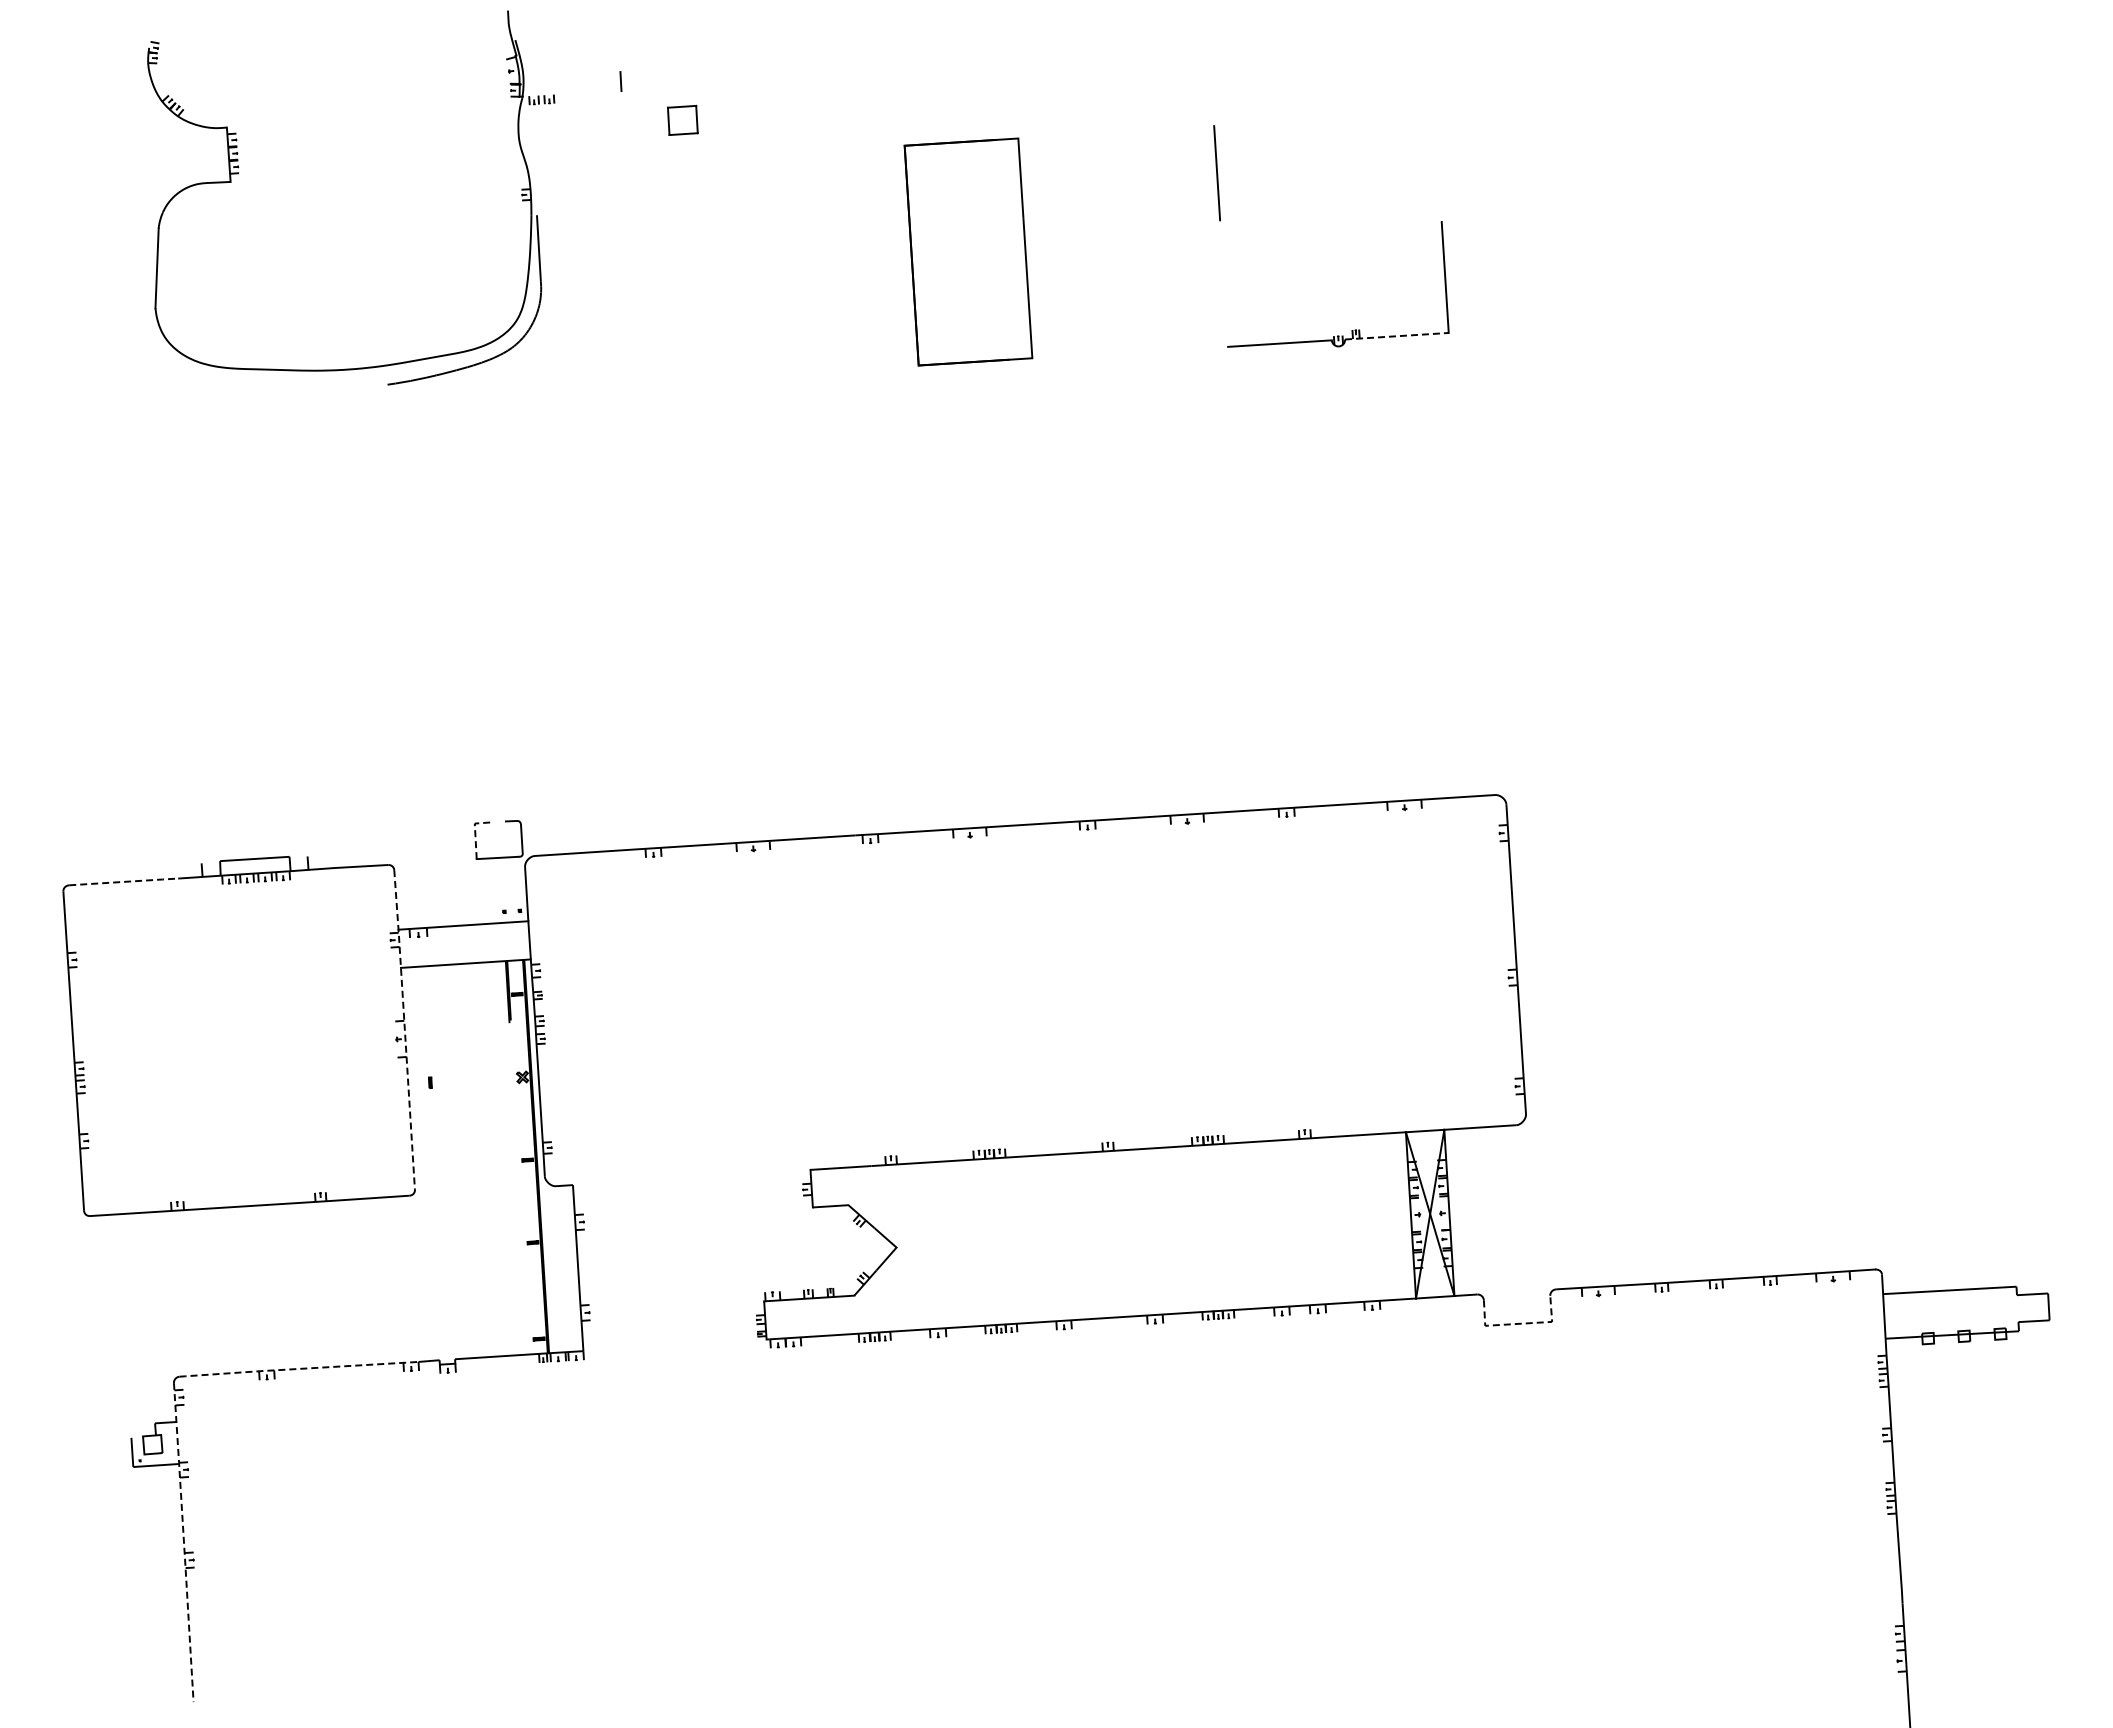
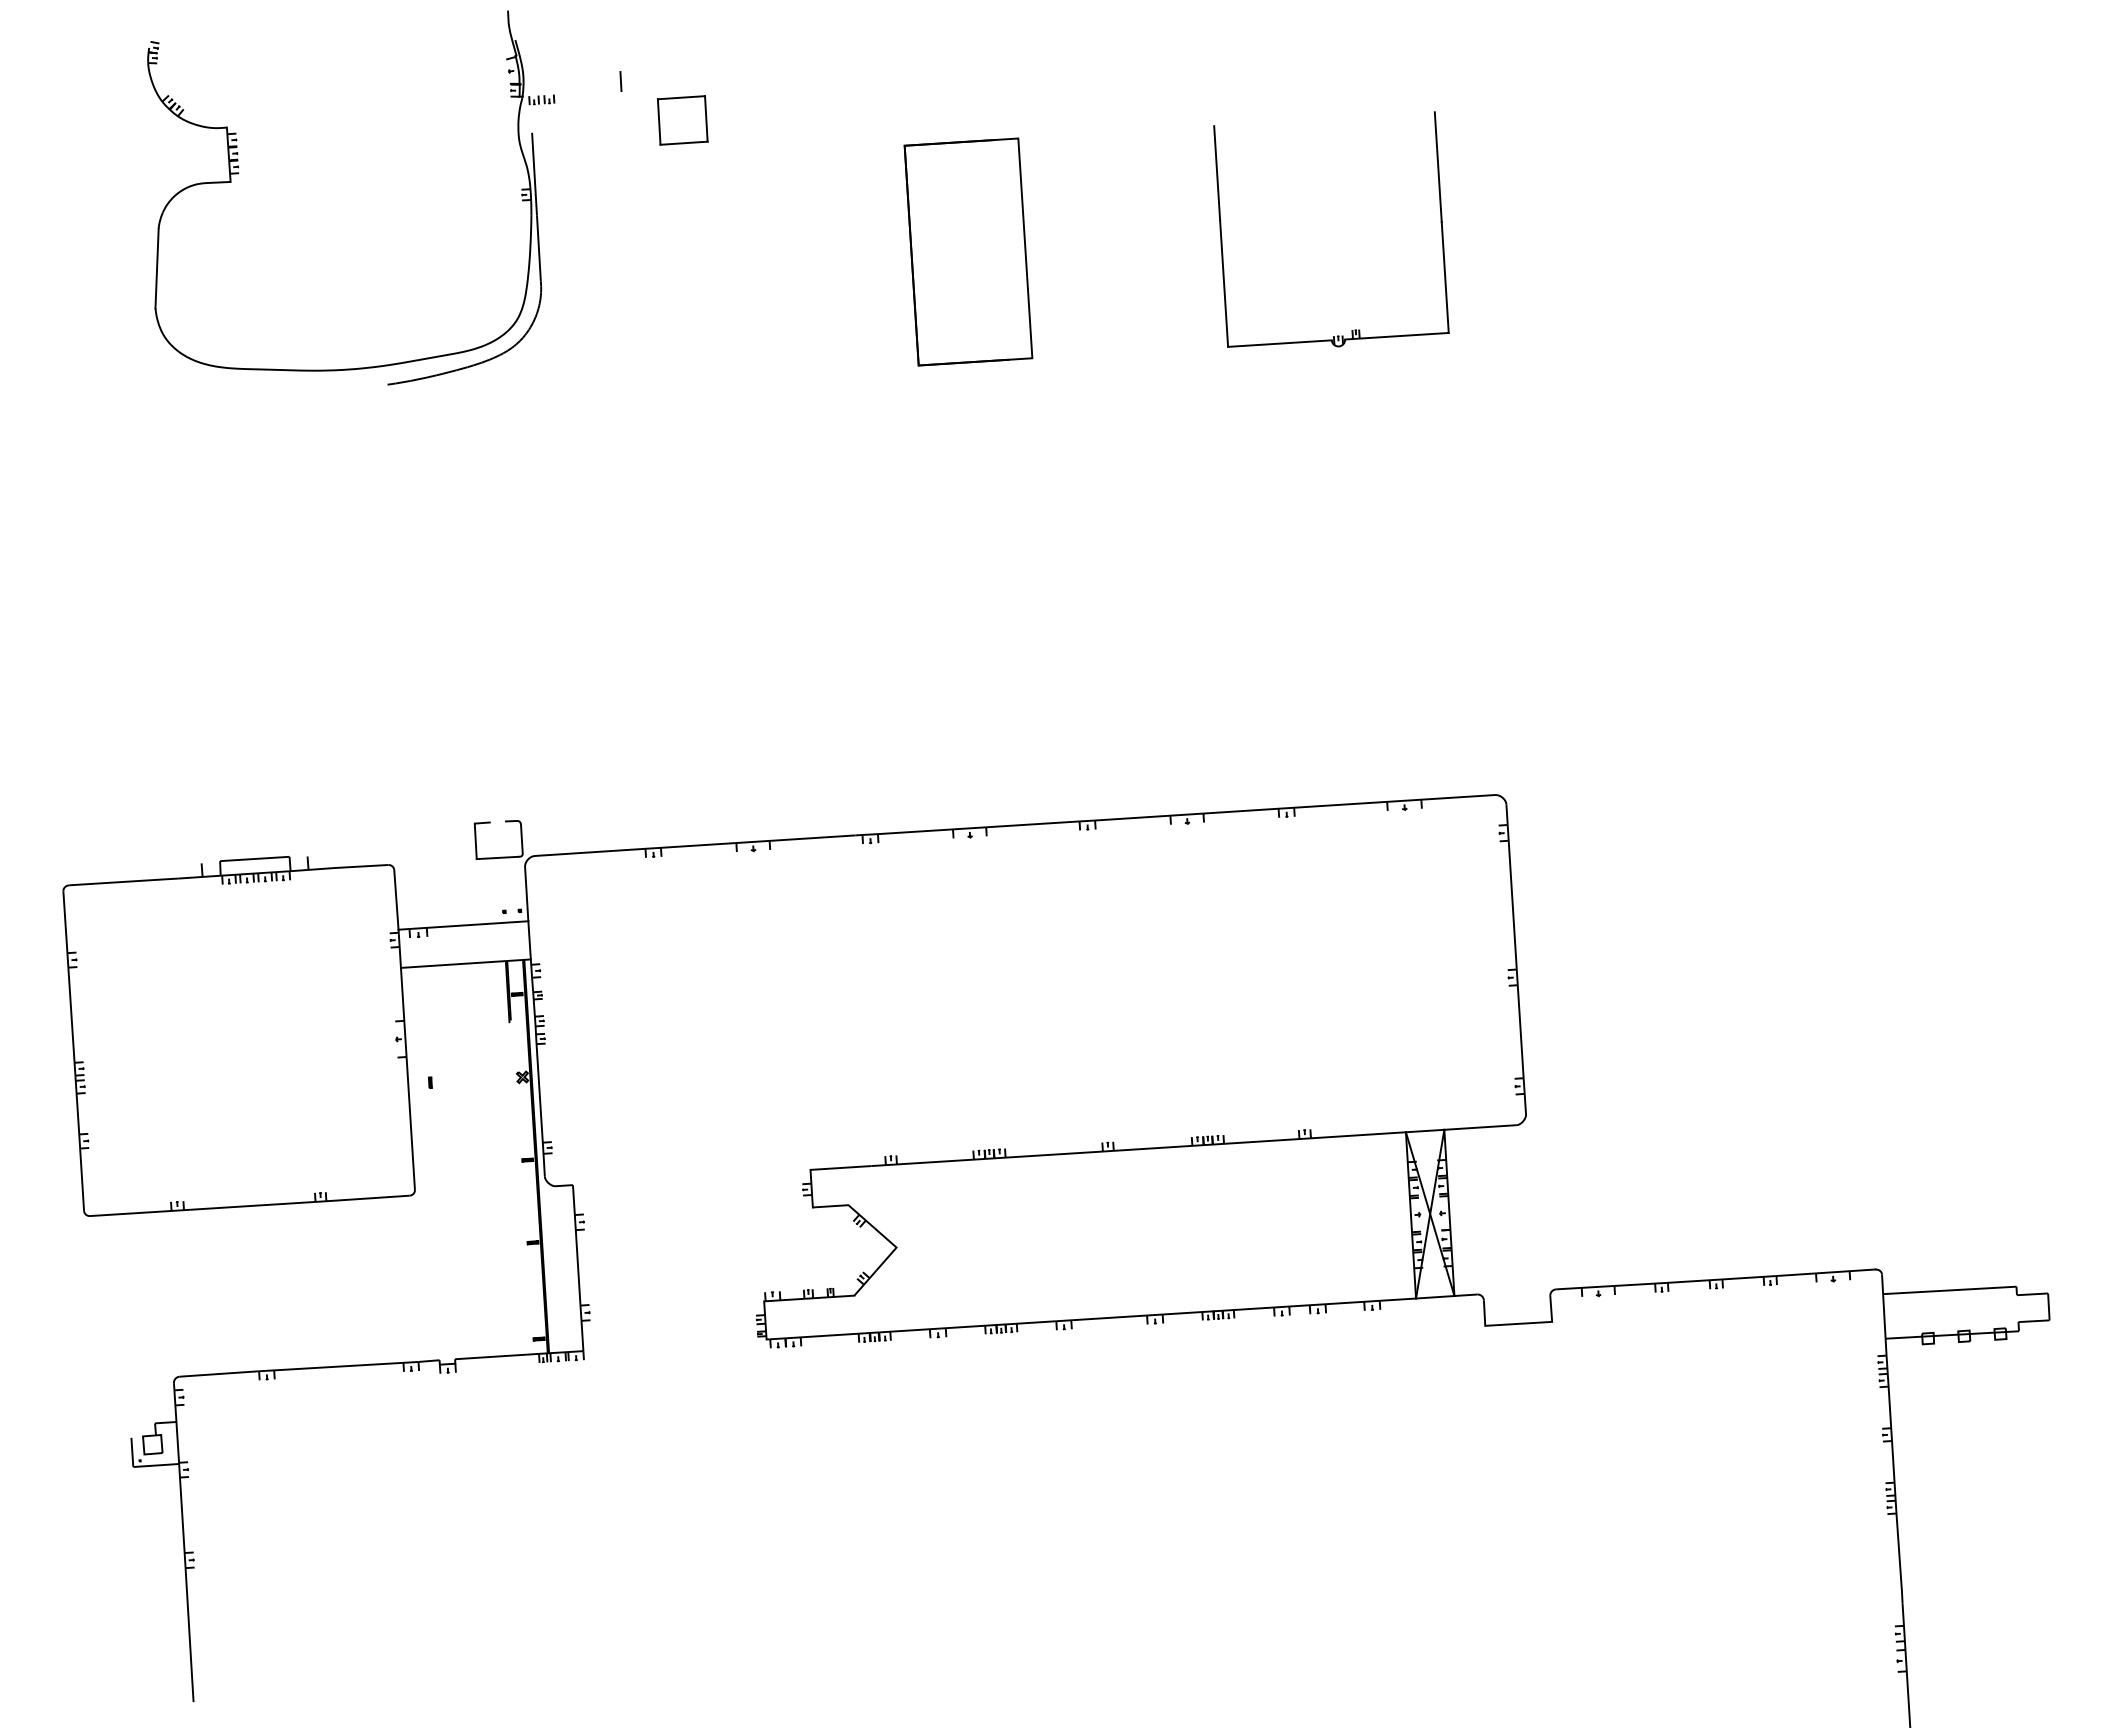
part size: 32x32 px -> 52x51 px (682, 120)
line: none -> present (1437, 167)
line: none -> present (534, 173)
line: none -> present (1224, 283)
line: dashed -> solid (1396, 336)
line: dashed -> solid (475, 832)
line: dashed -> solid (124, 881)
line: dashed -> solid (404, 1028)
line: dashed -> solid (1519, 1323)
line: dashed -> solid (297, 1368)
line: dashed -> solid (184, 1543)
